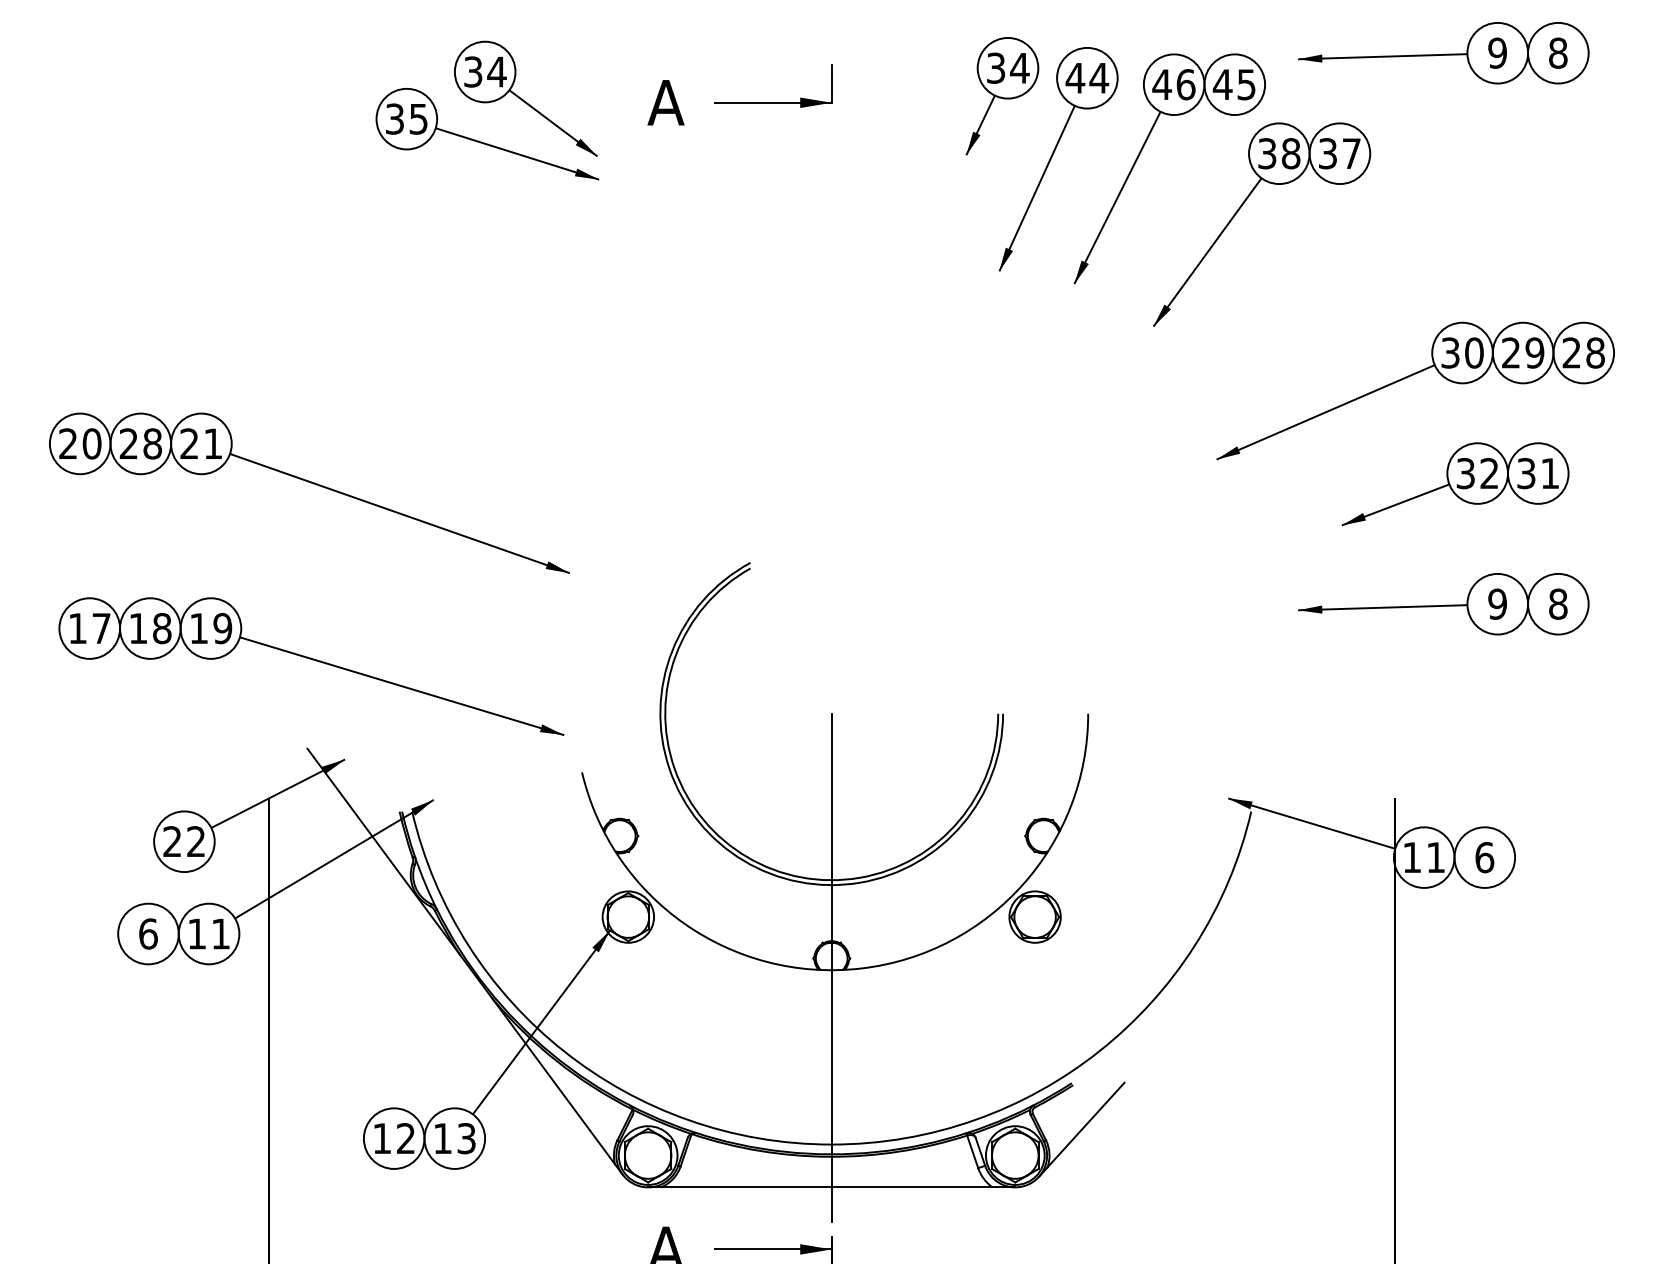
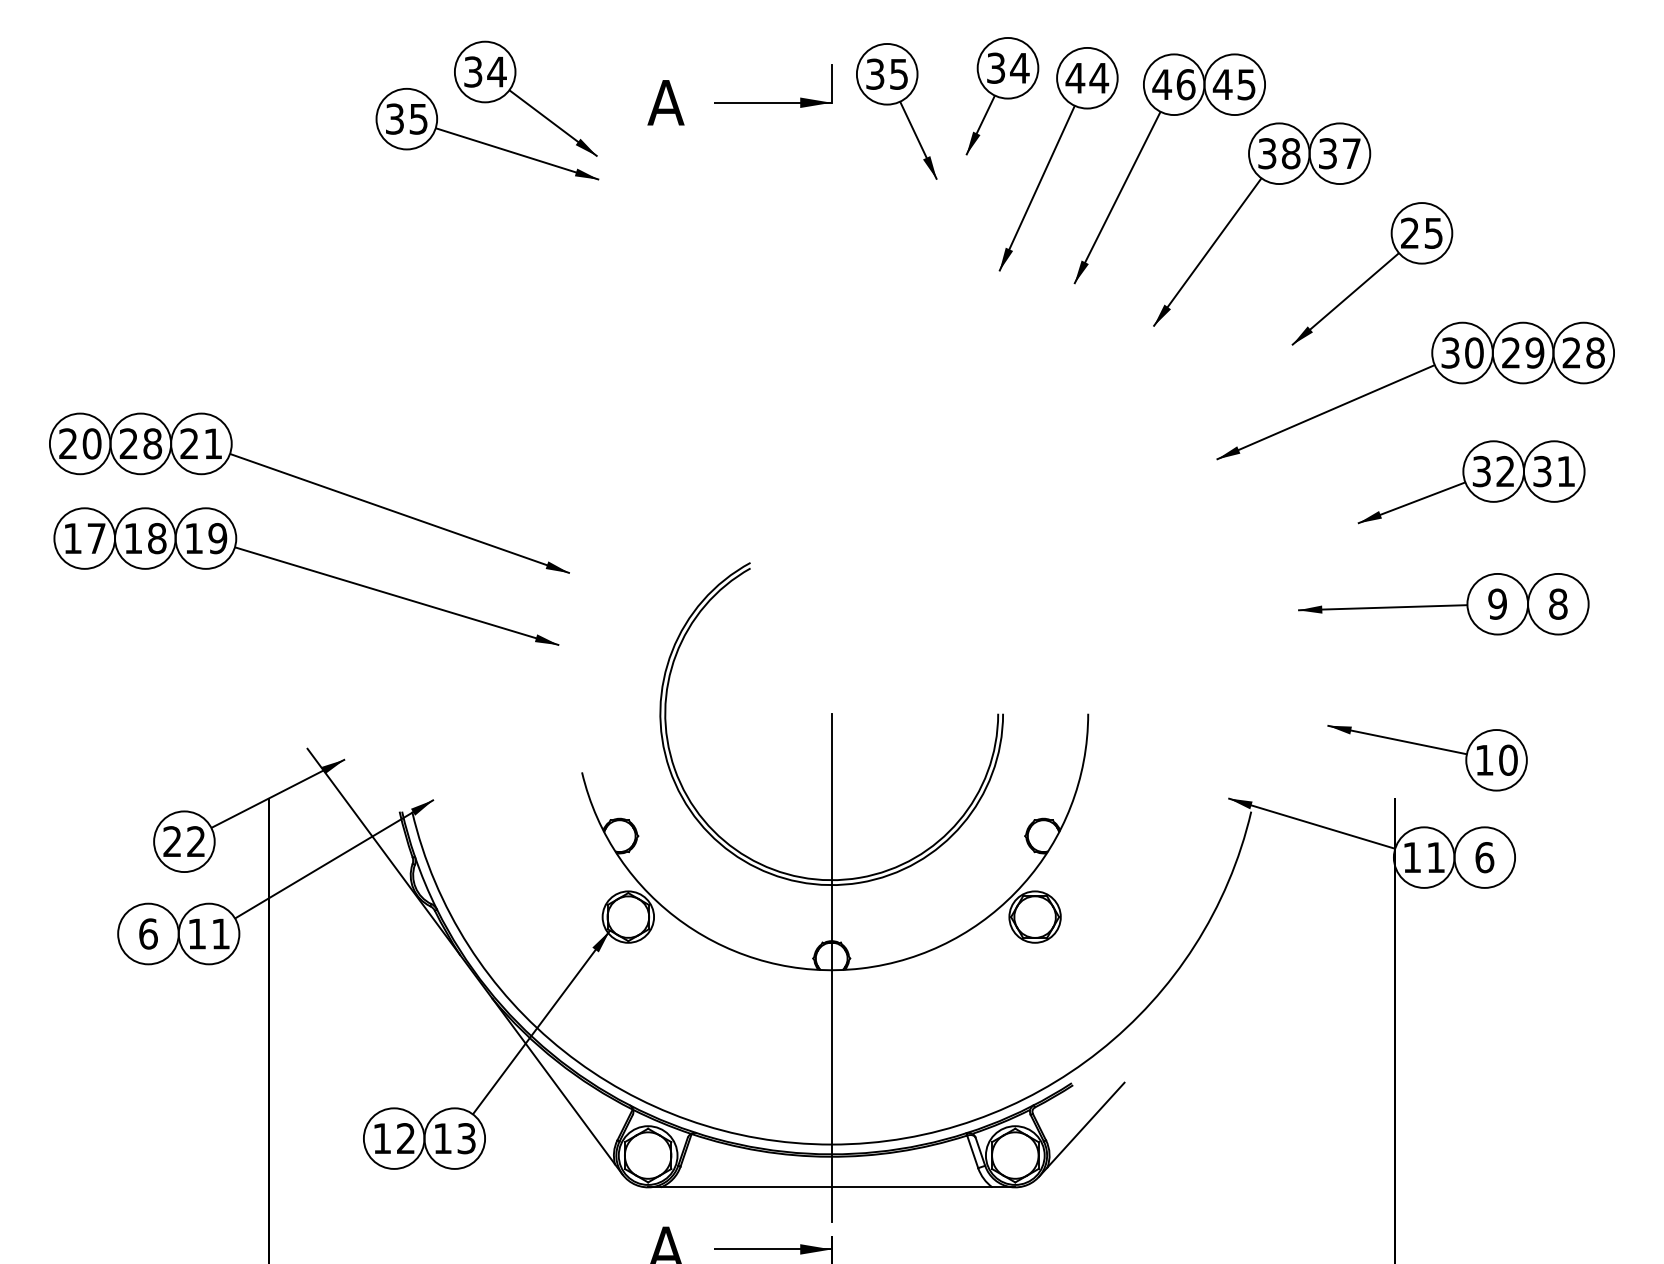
part: present -> none (1443, 53)
part: none -> present (902, 109)
part: none -> present (1372, 273)
part position: (1455, 484) -> (1471, 482) (1471, 482)
part position: (312, 660) -> (307, 570) (307, 570)
part: none -> present (1427, 747)
